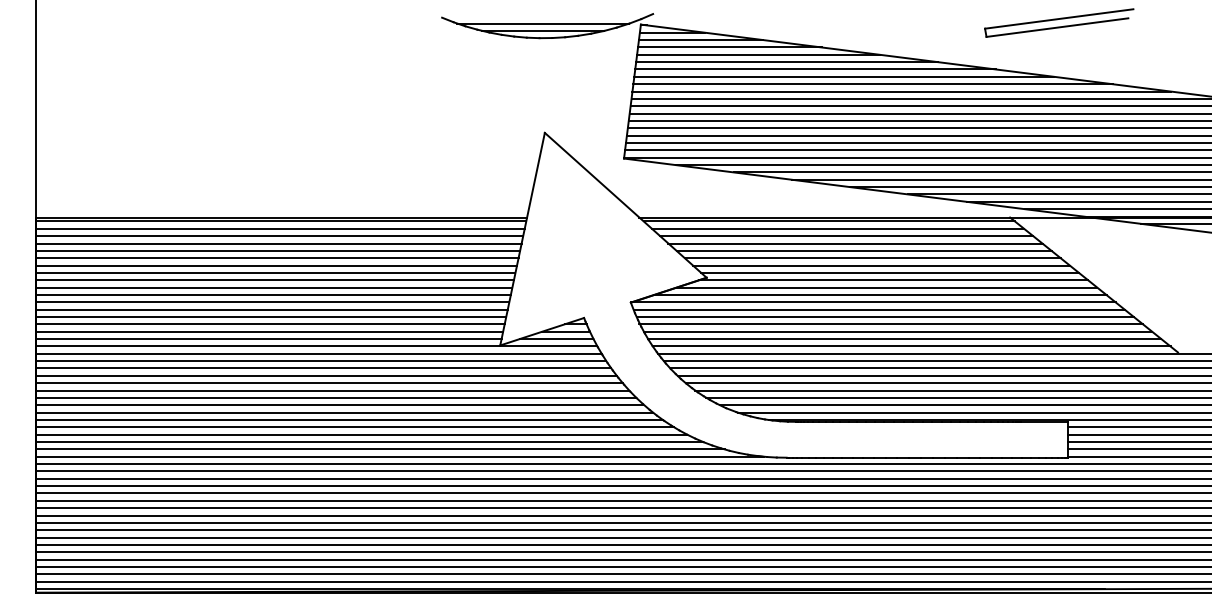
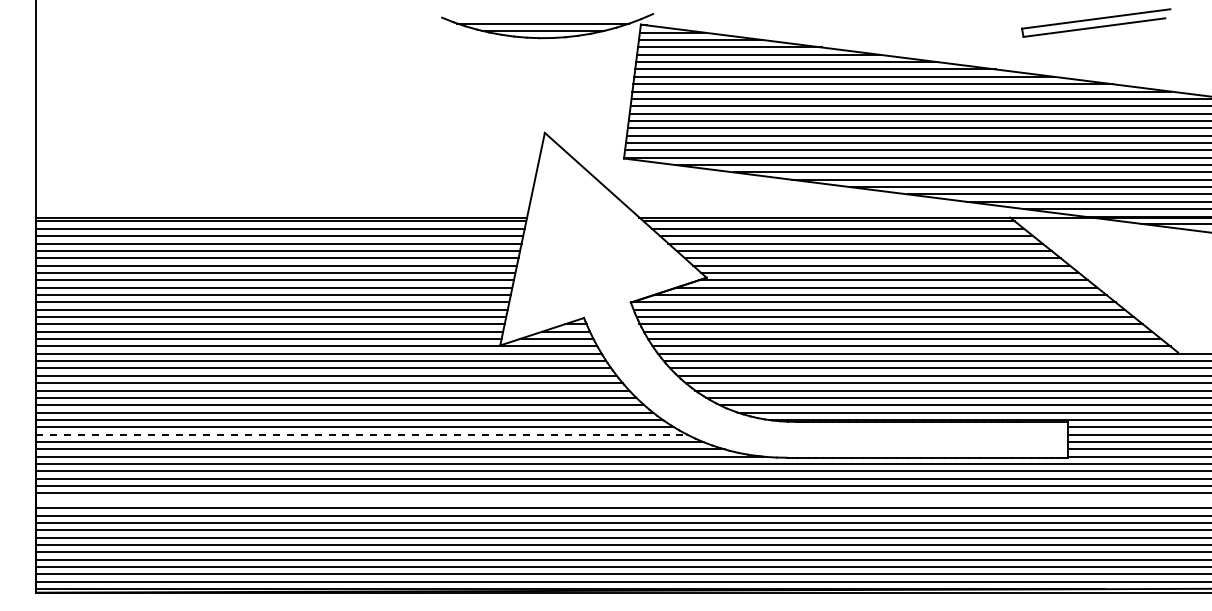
part position: (1059, 22) -> (1096, 22) (1096, 22)
line: solid -> dashed (362, 434)
line: present -> none (622, 500)
